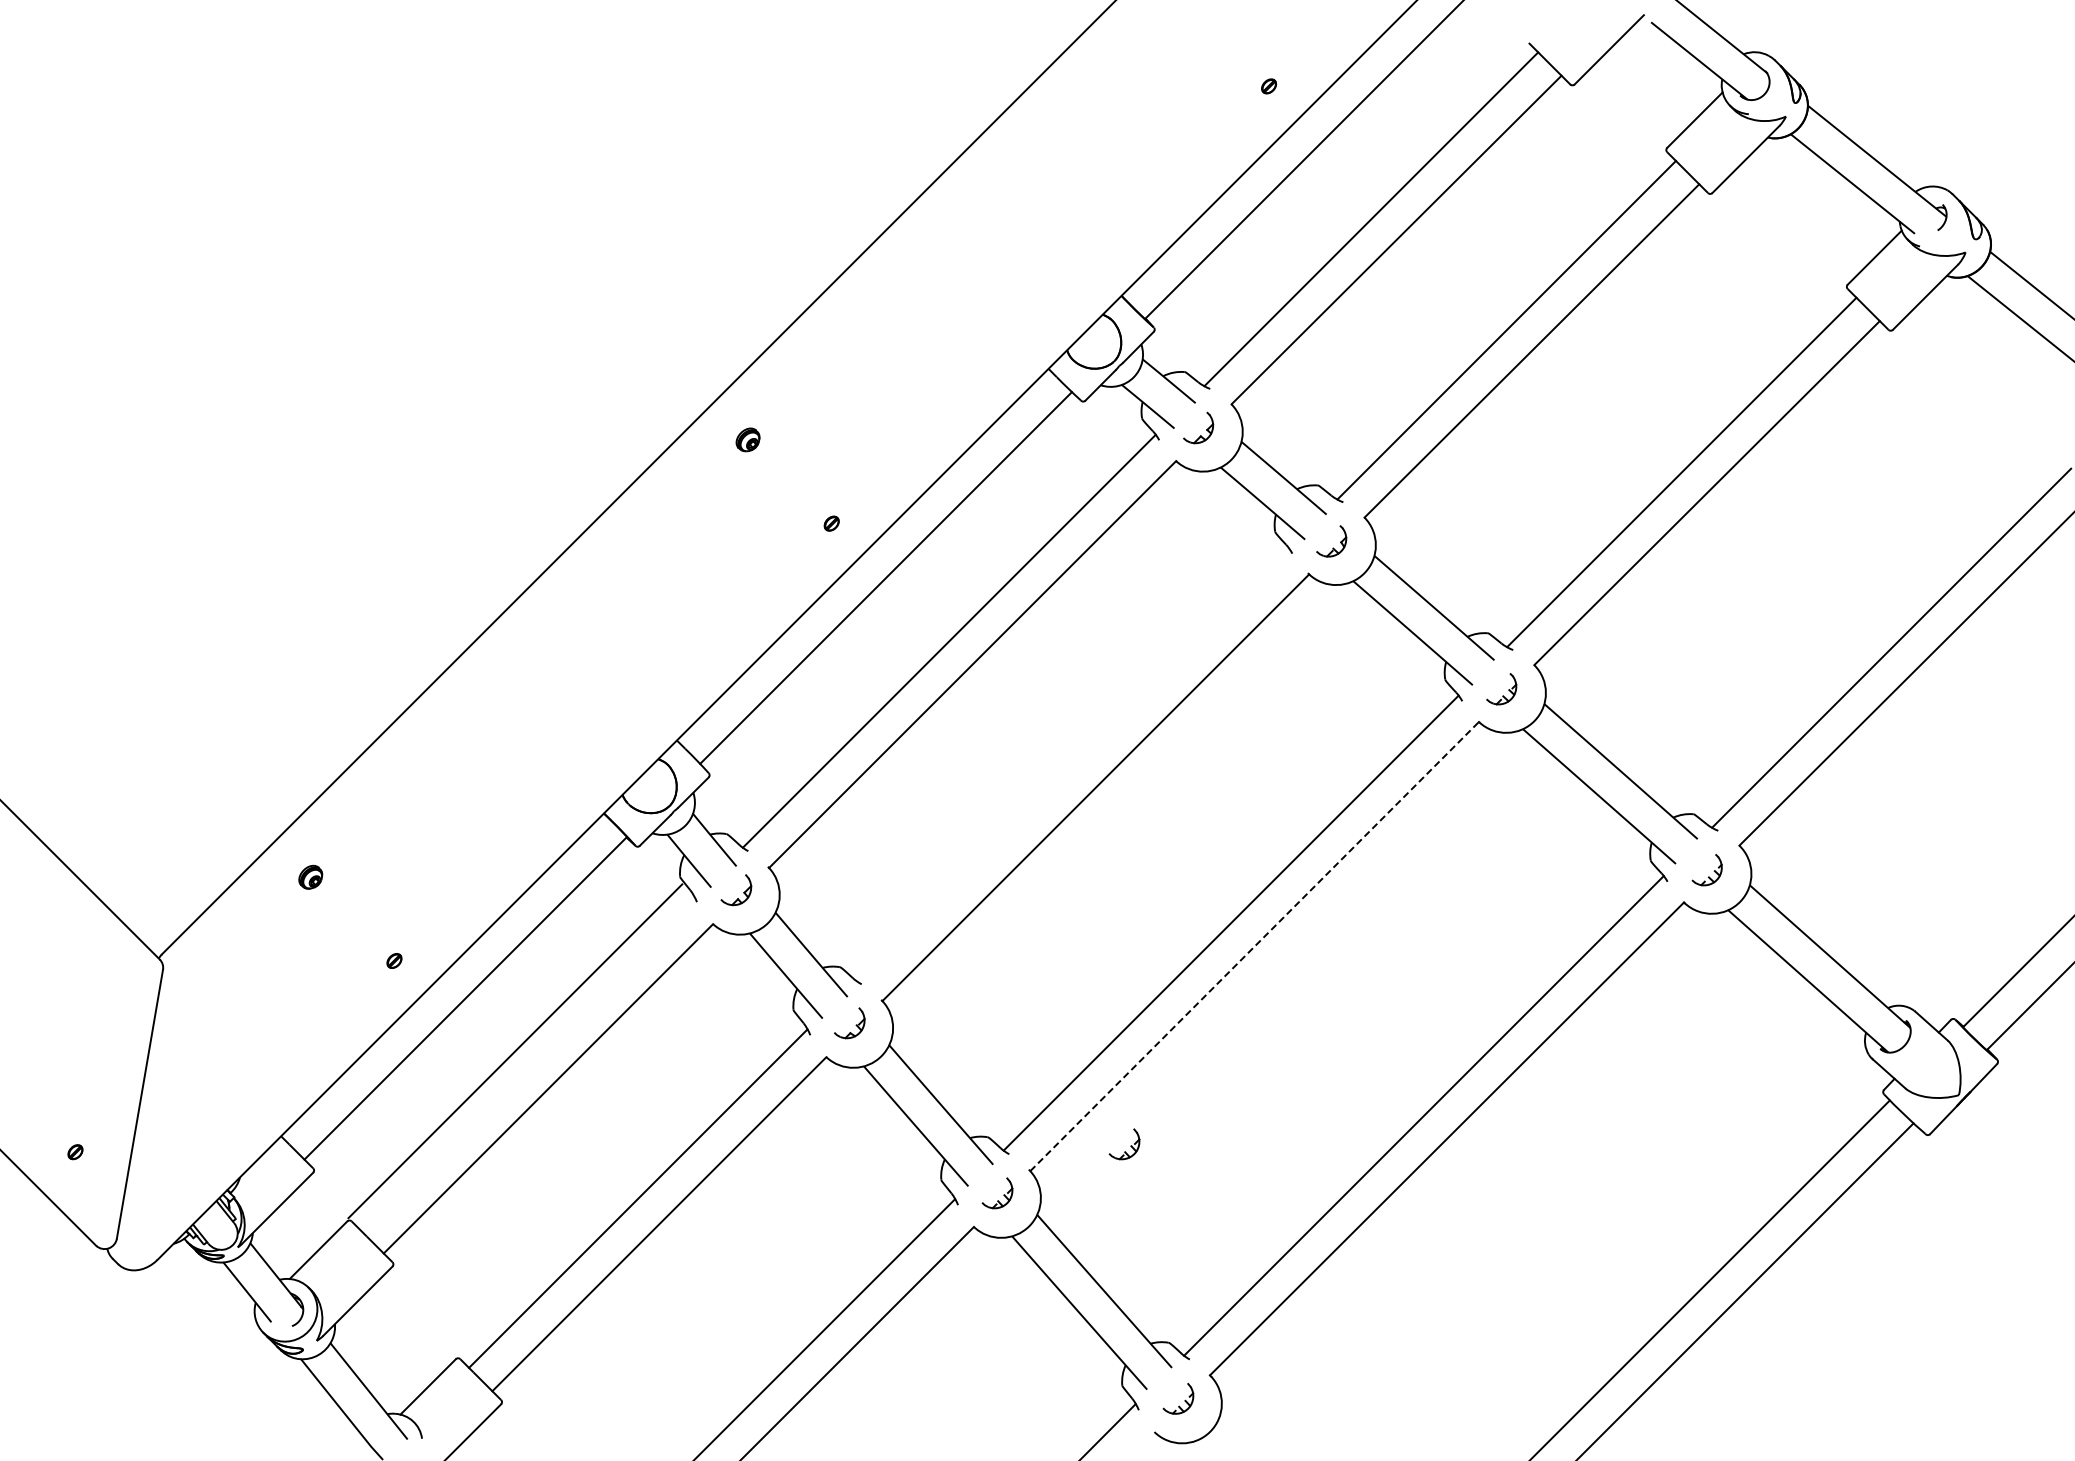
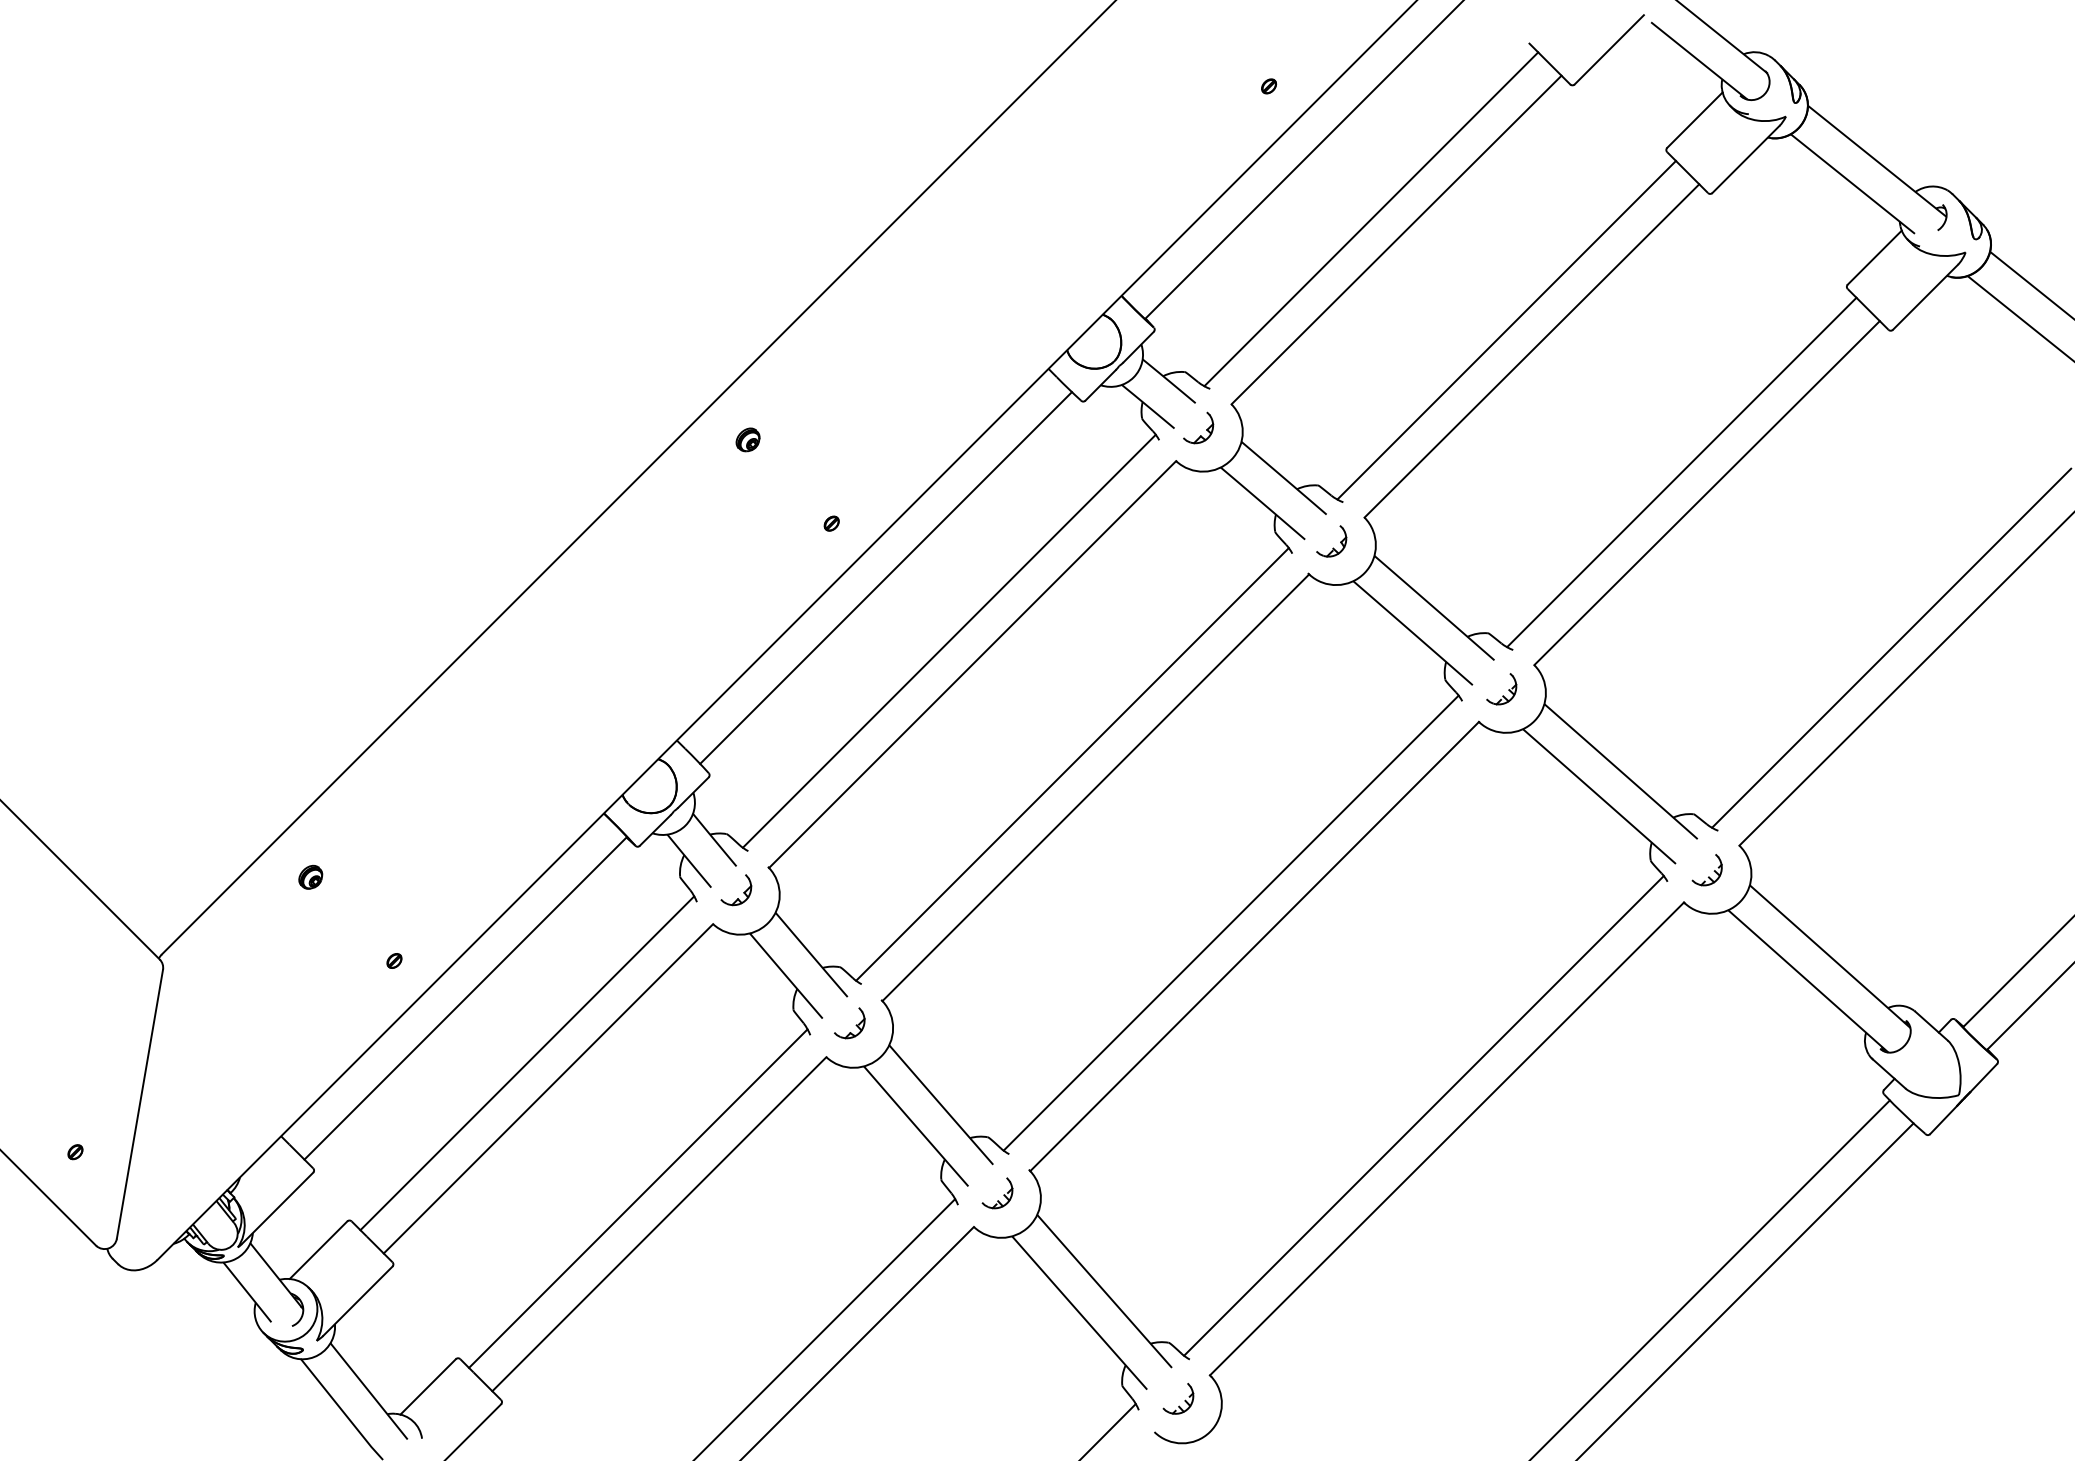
line: none -> present (1072, 764)
line: dashed -> solid (1254, 946)
line position: (515, 1051) -> (527, 1063) (527, 1063)
part: present -> none (1130, 1145)
